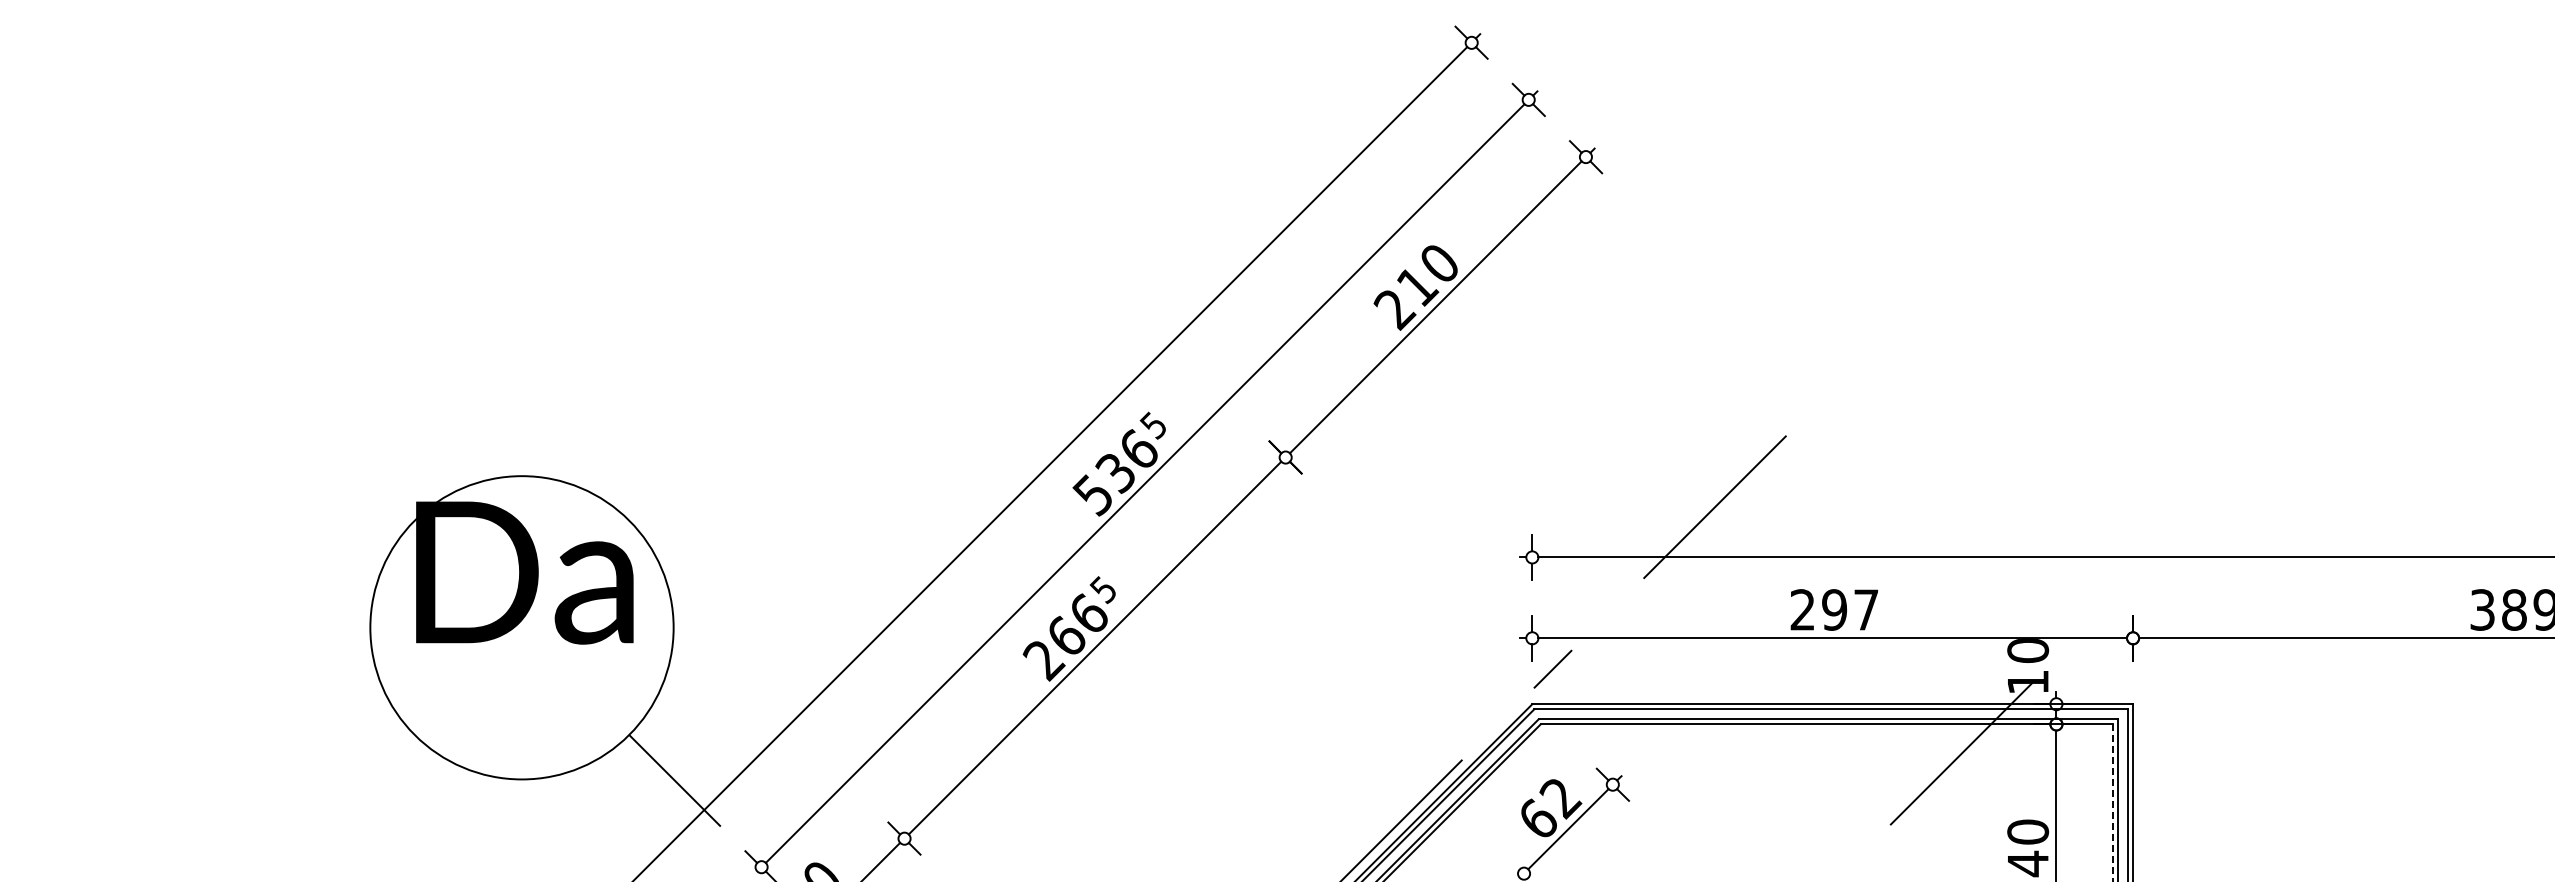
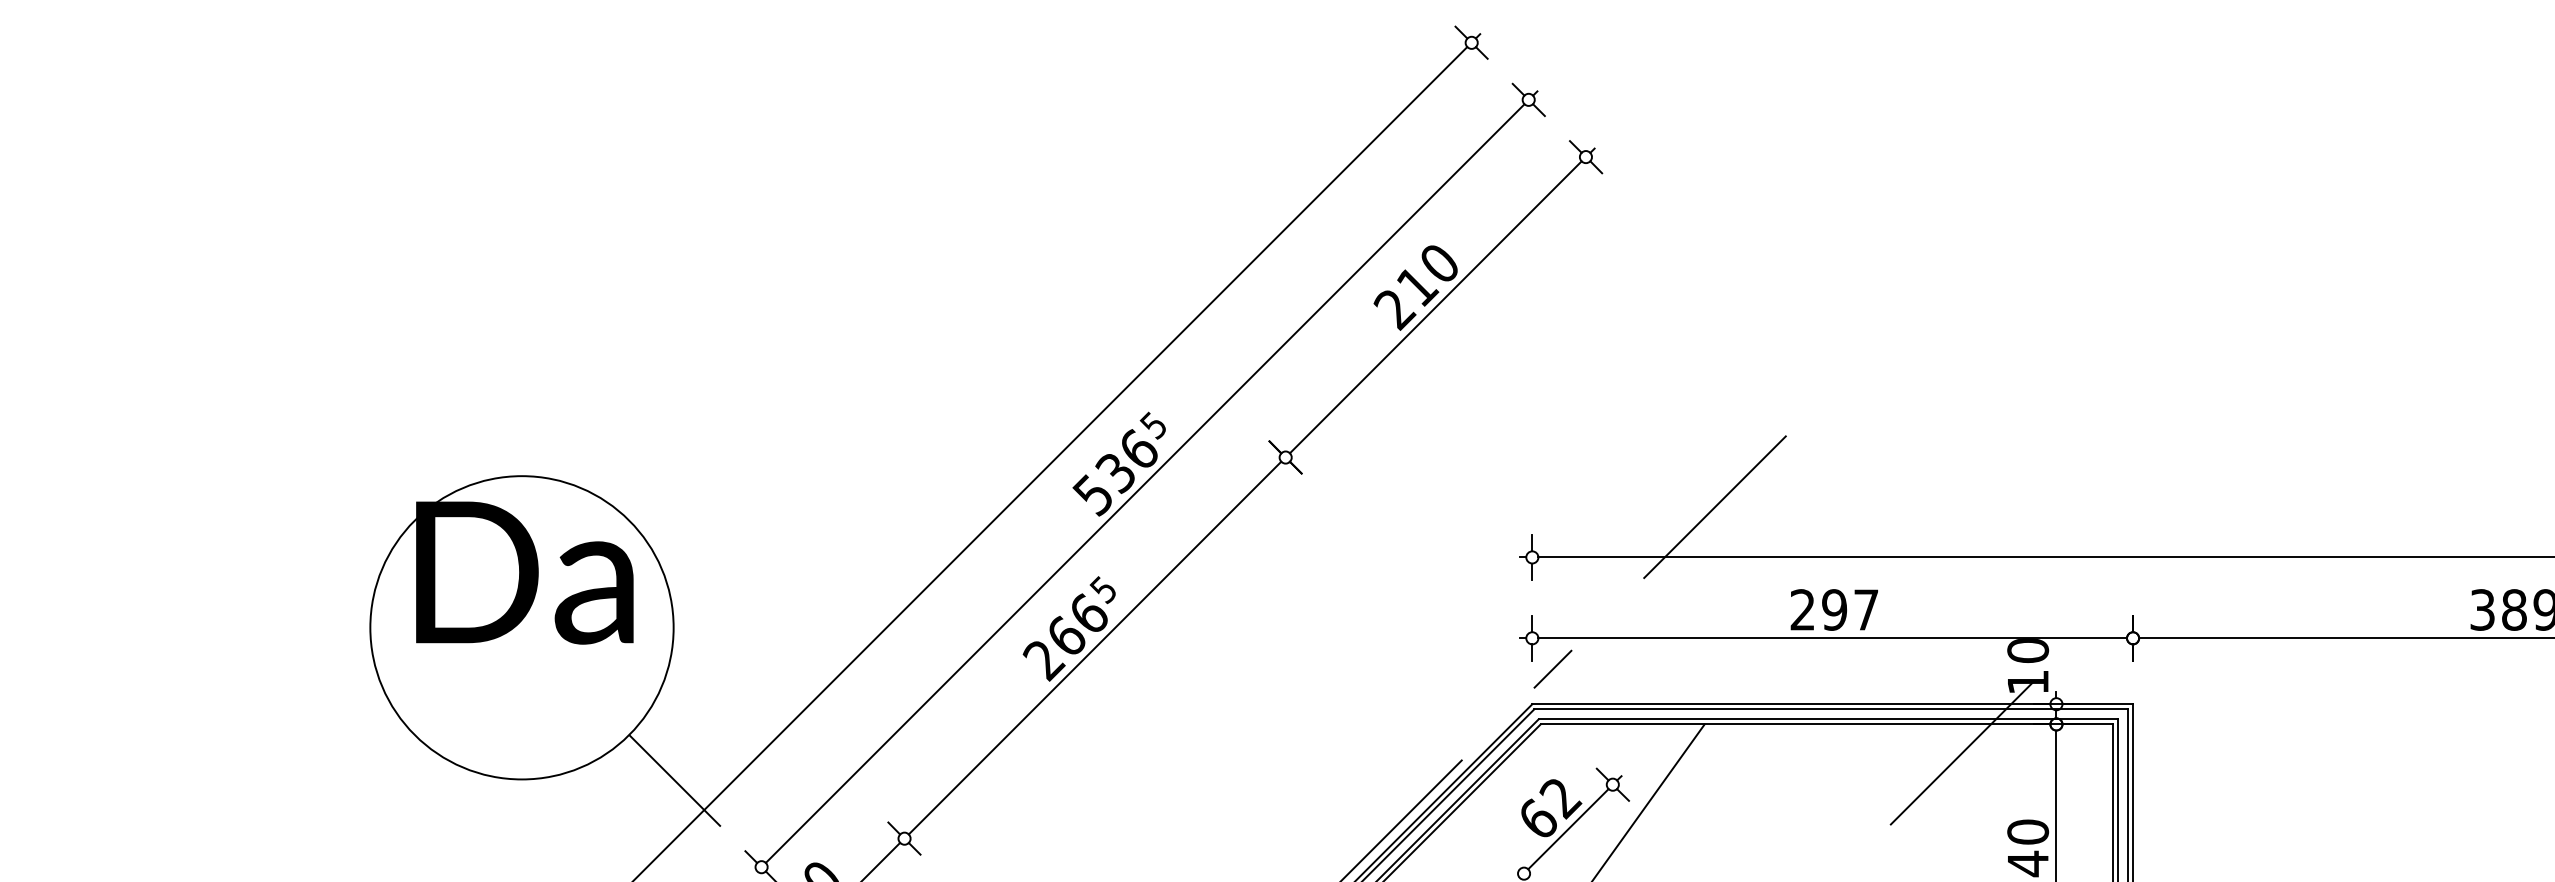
line: none -> present (1649, 801)
line: dashed -> solid (2112, 803)
